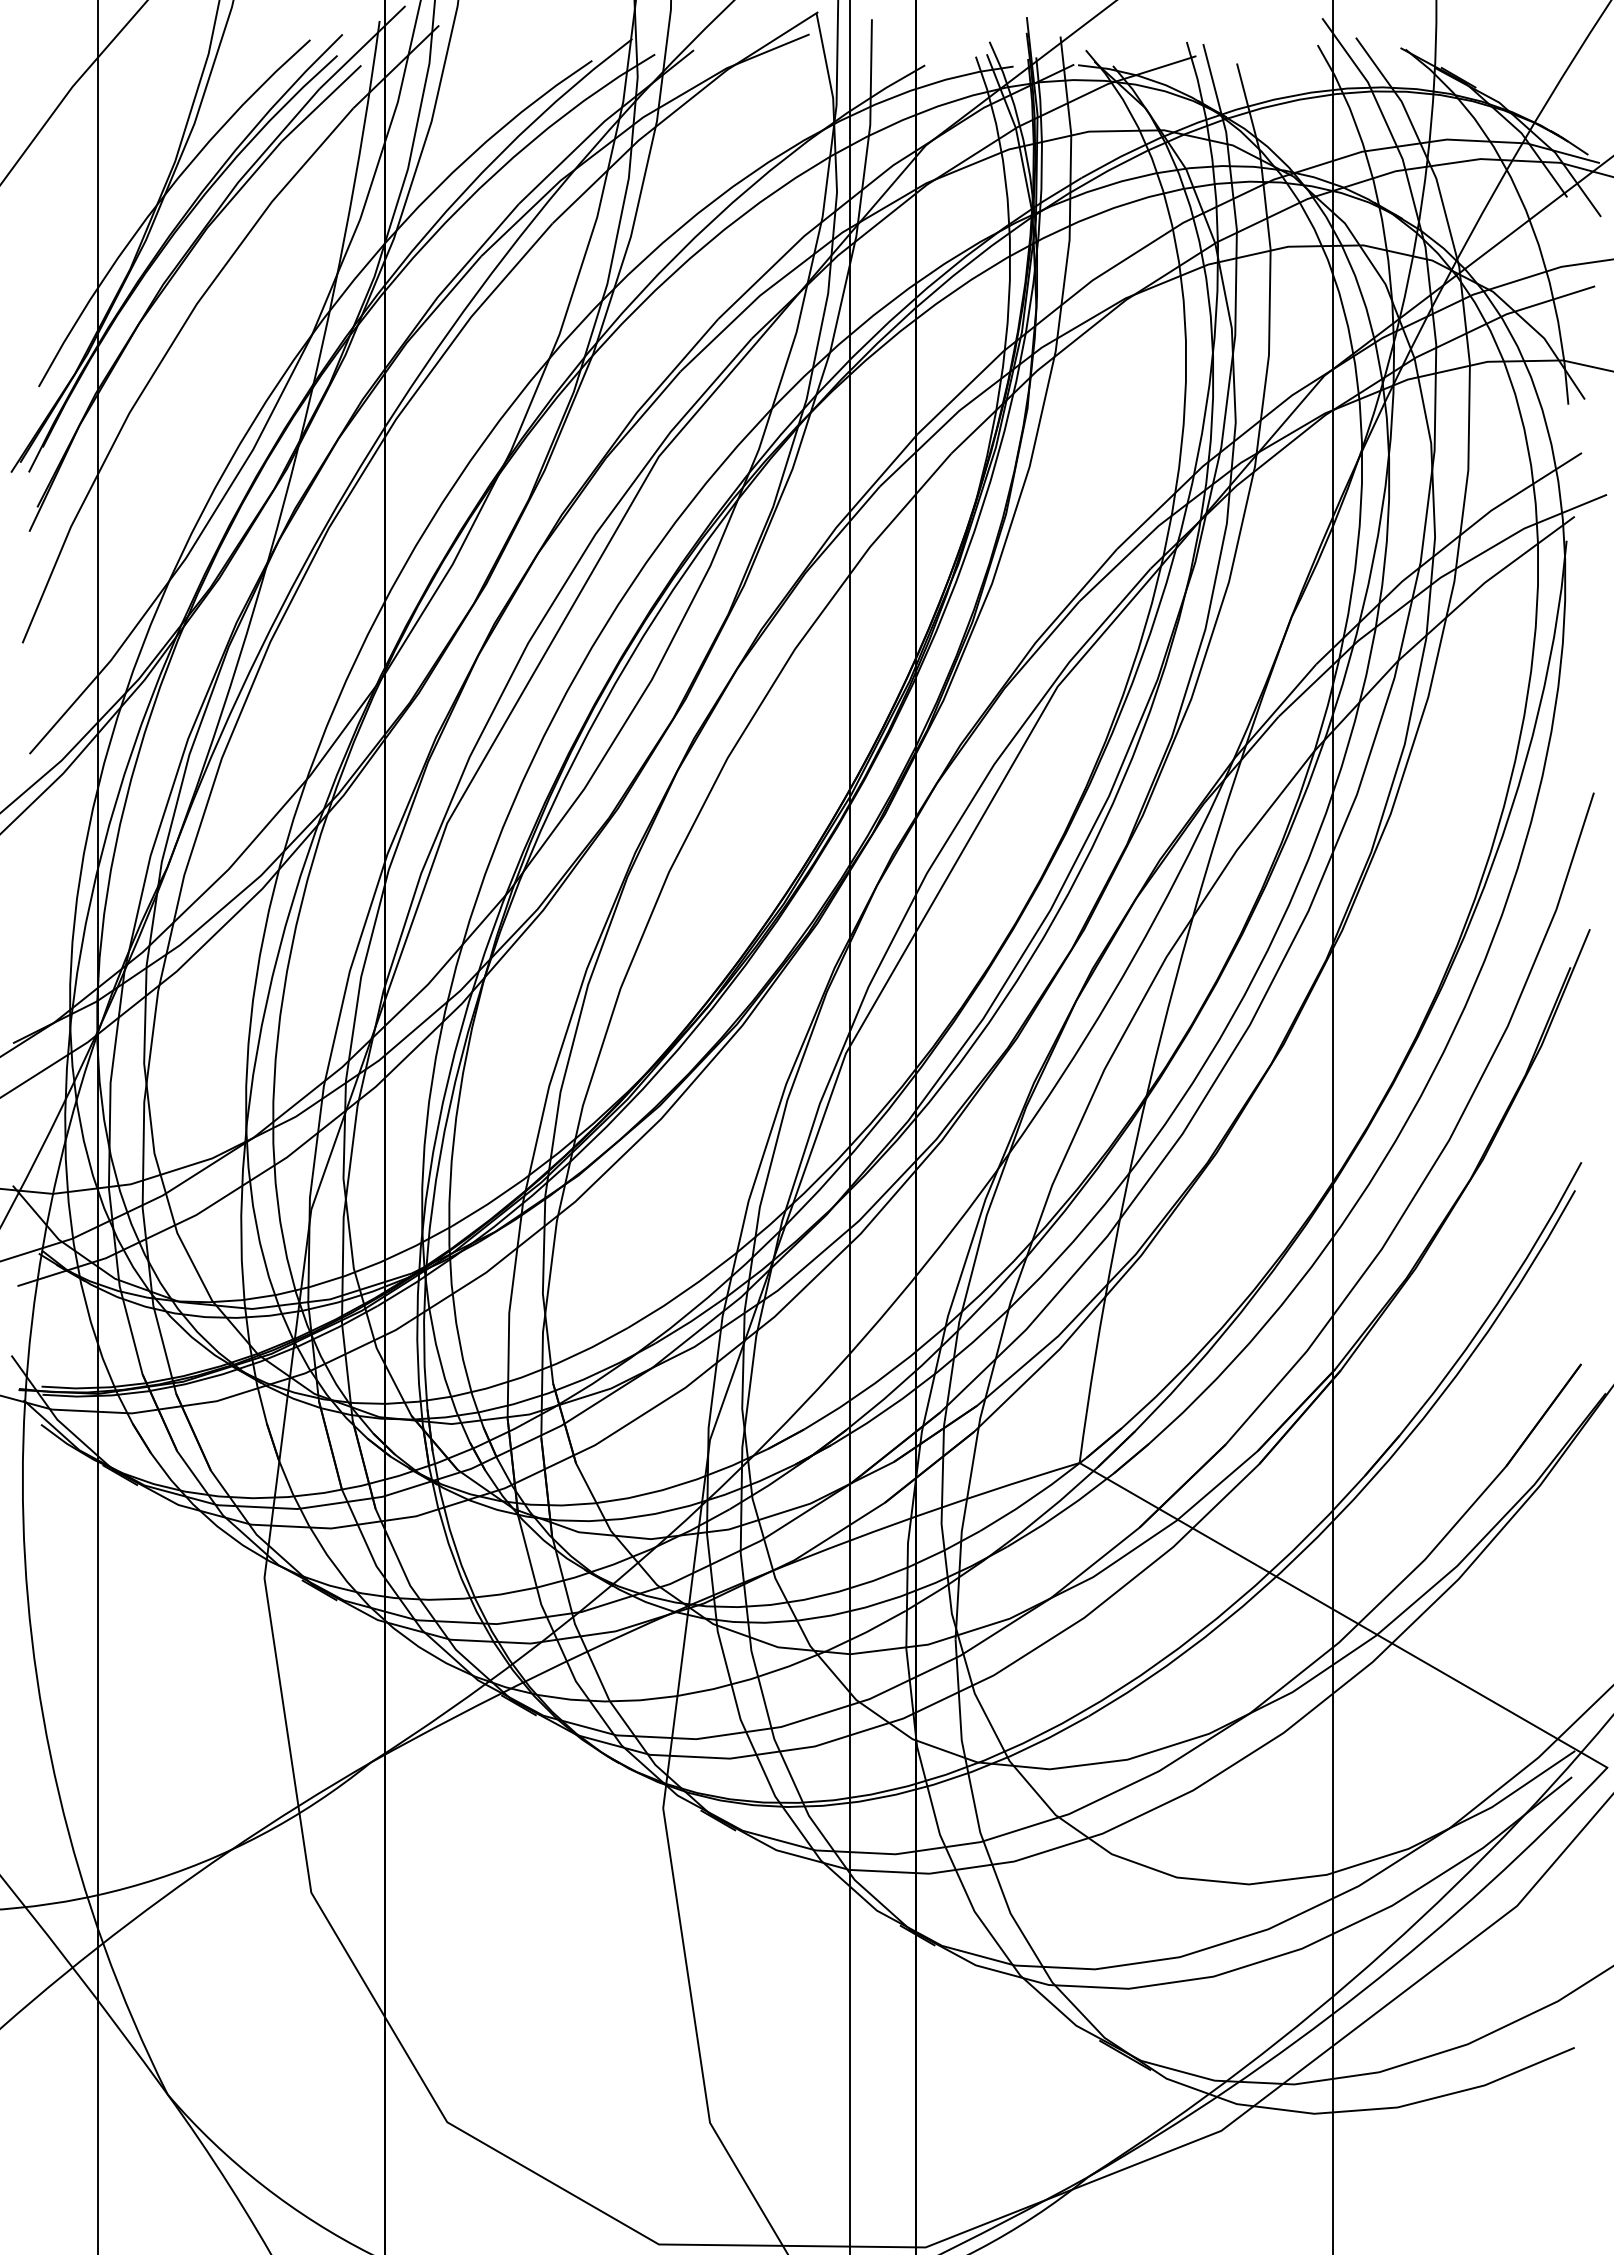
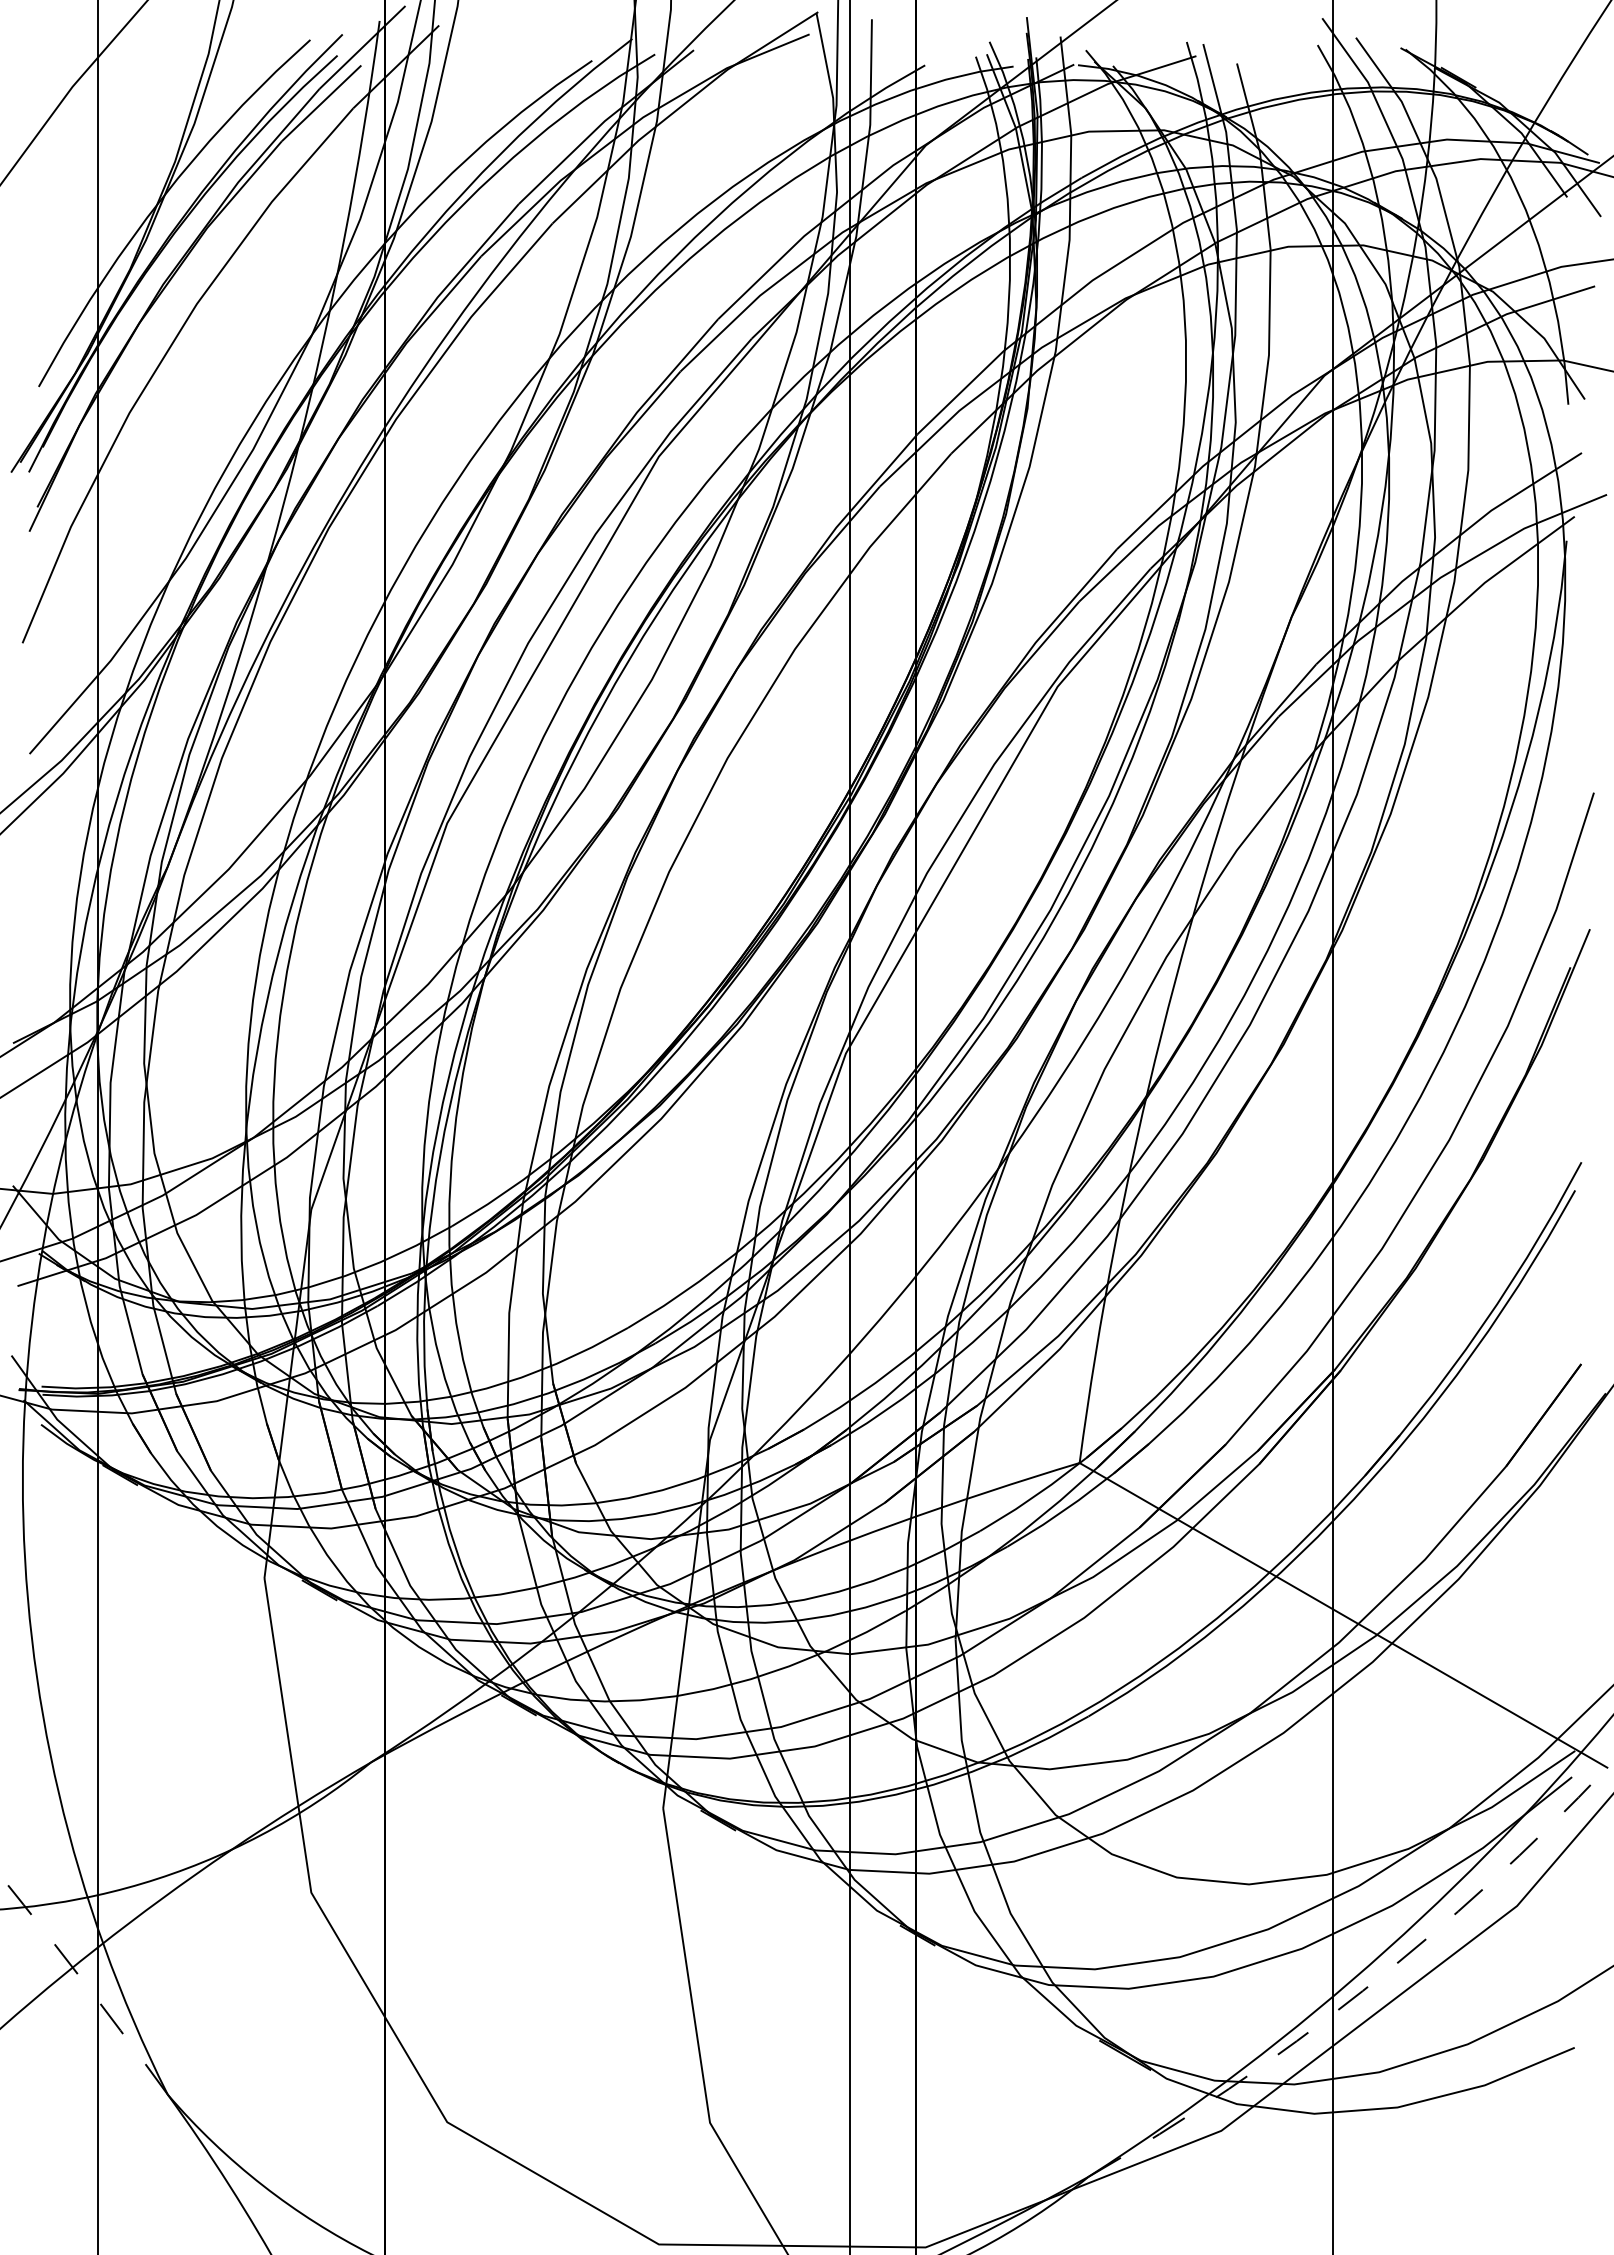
arc: solid -> dashed (85, 1983)
arc: solid -> dashed (1362, 1991)
